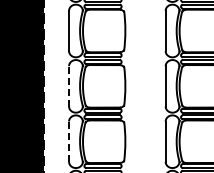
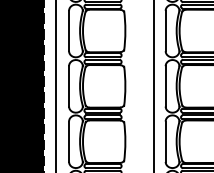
line: none -> present (55, 85)
line: dashed -> solid (69, 85)
line: none -> present (153, 85)
line: dashed -> solid (69, 141)
